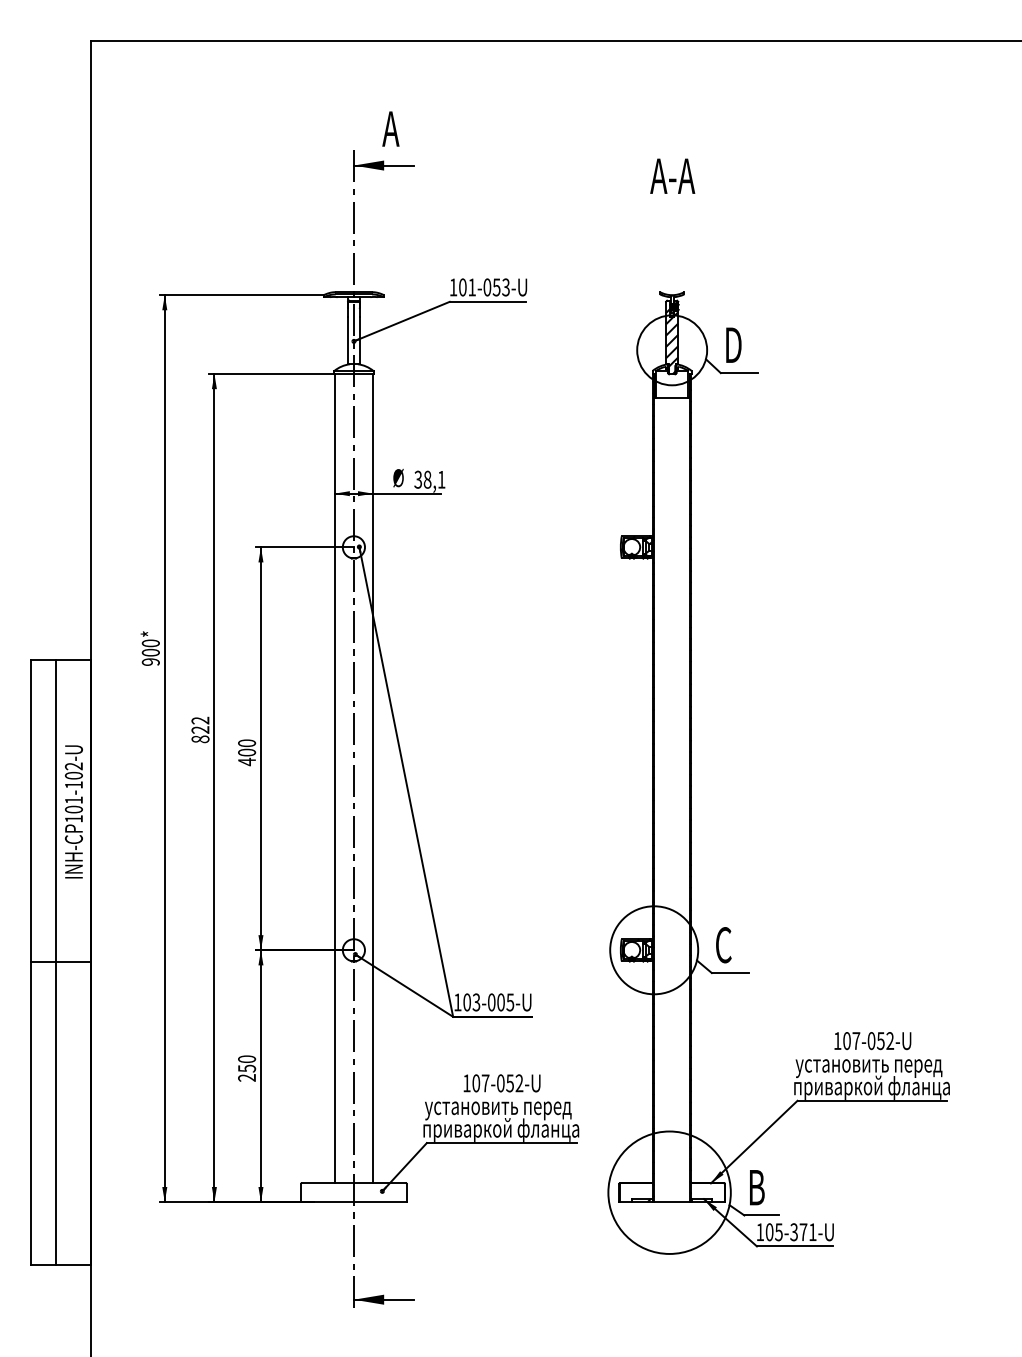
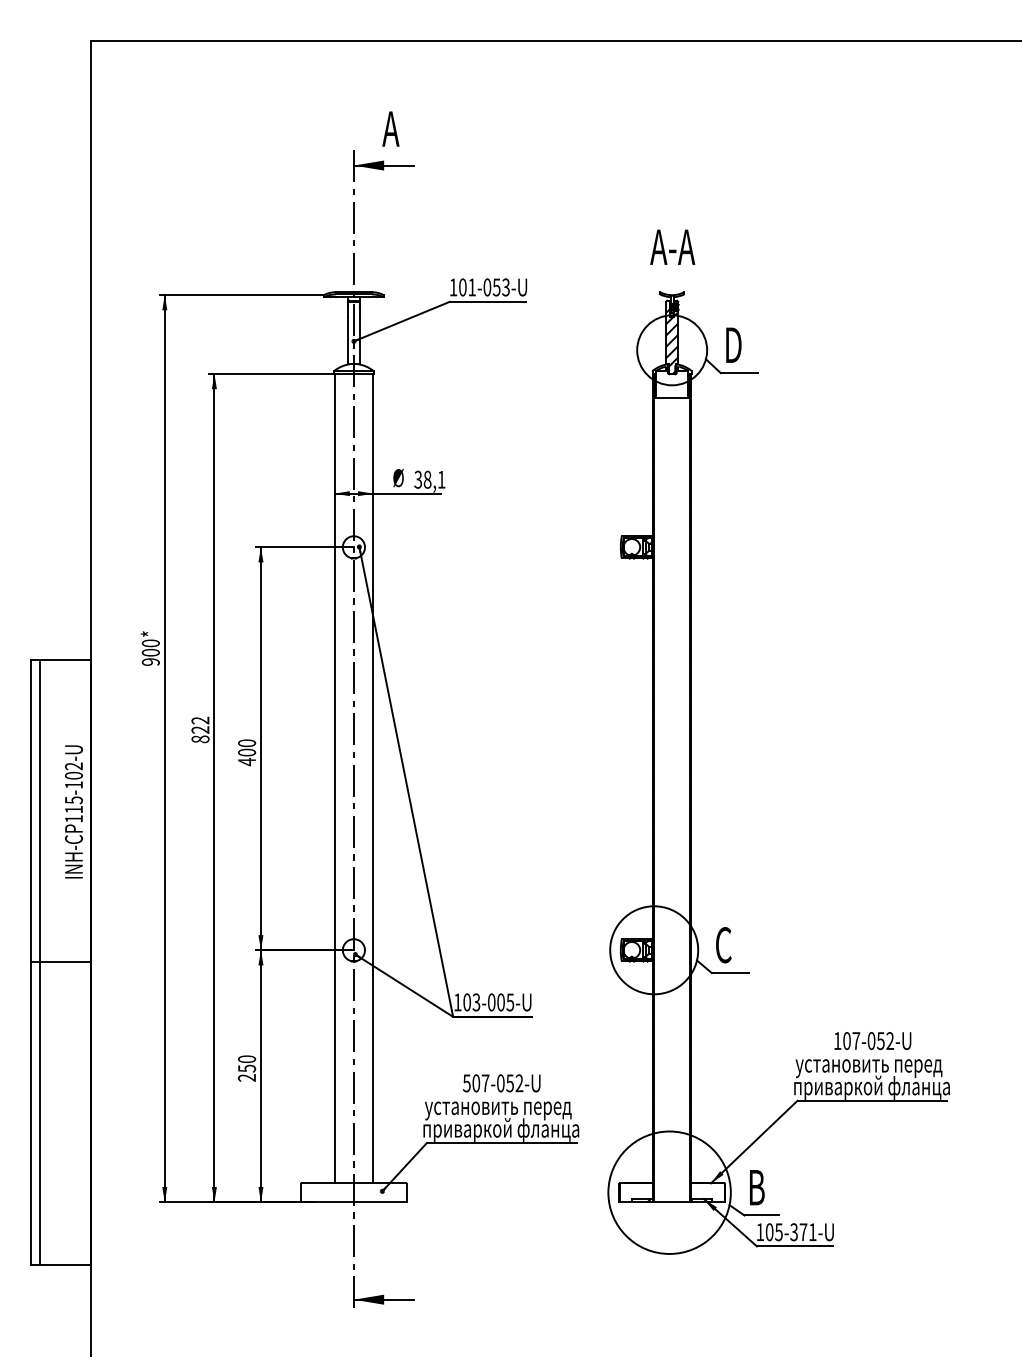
text position: (672, 175) -> (672, 246) (672, 246)
text: INH-CP101-102-U -> INH-CP115-102-U (73, 804)
line position: (55, 962) -> (39, 962) (39, 962)
text: 107-052-U -> 507-052-U (466, 1083)
